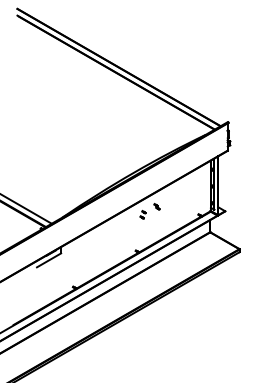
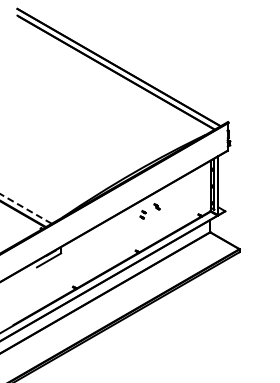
line: solid -> dashed (25, 208)
